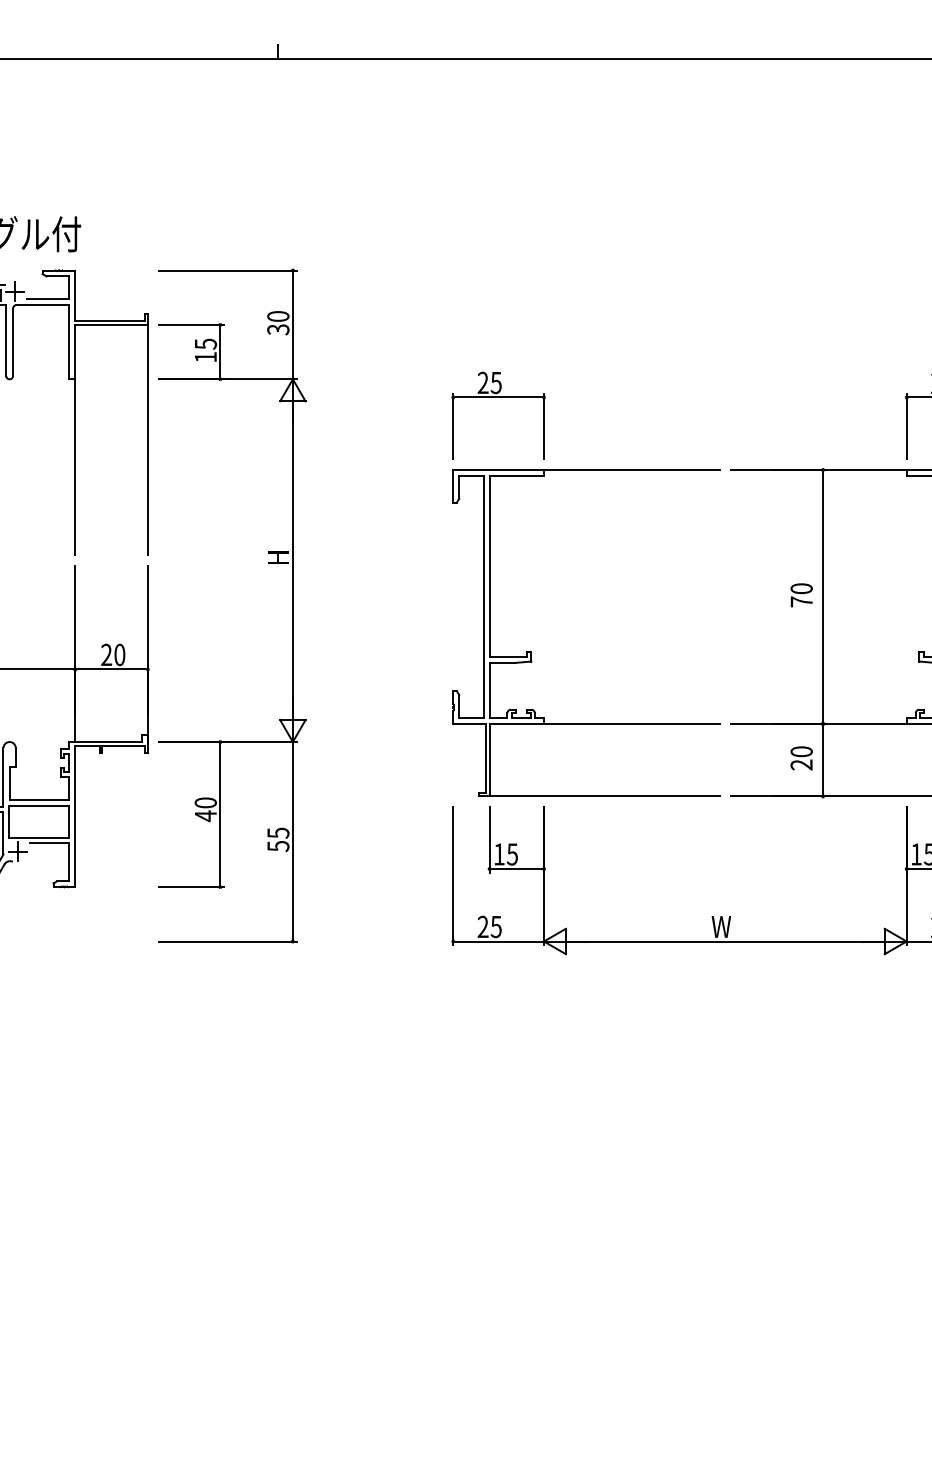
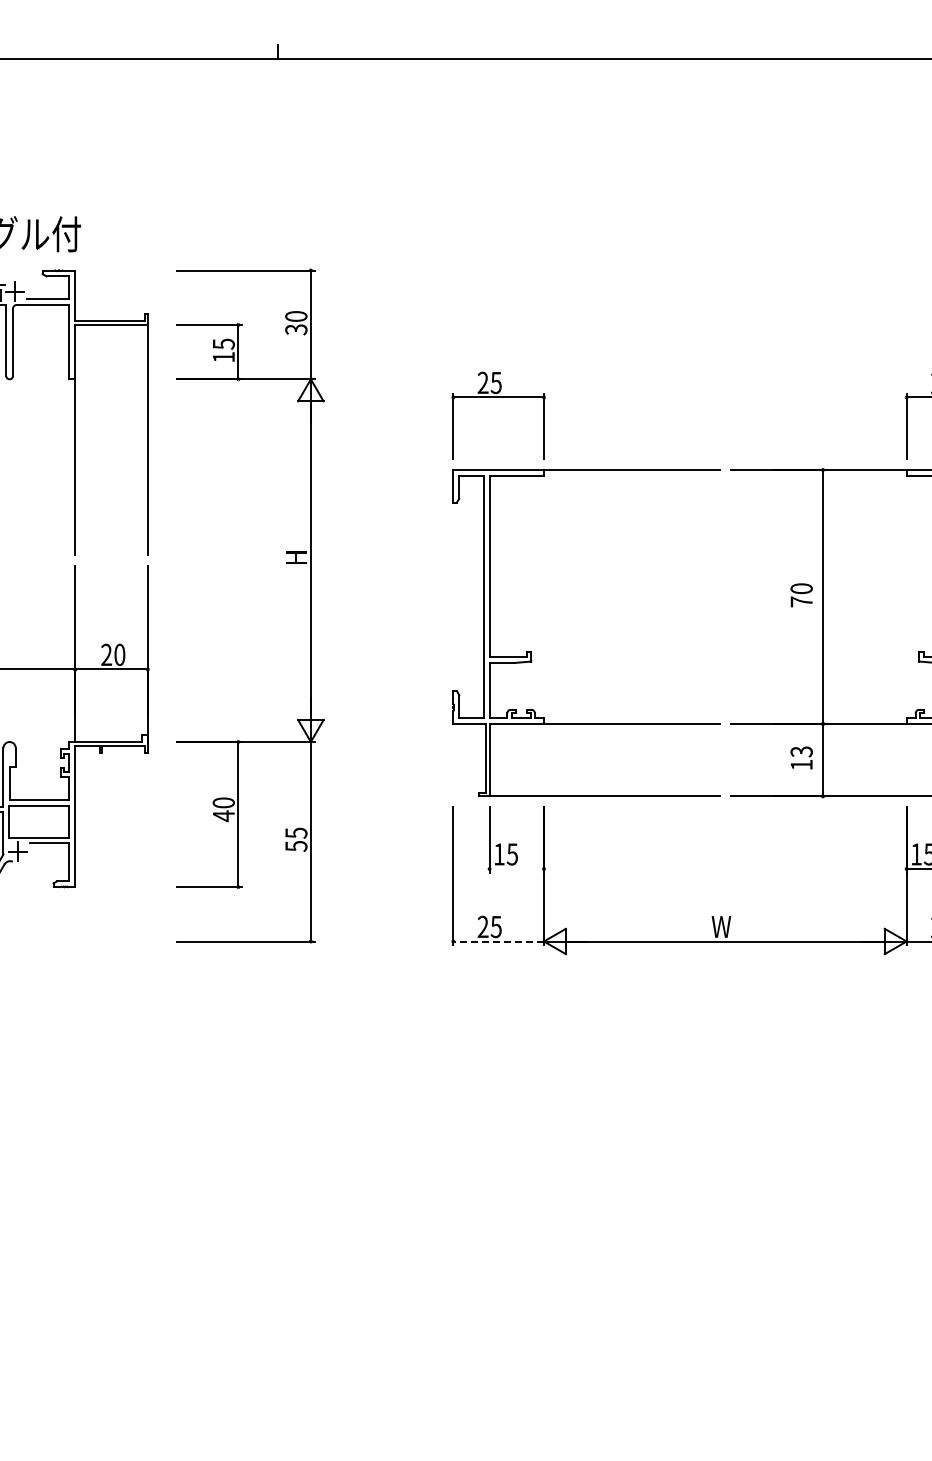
part position: (268, 563) -> (286, 563) (286, 563)
text: 20 -> 13 (801, 758)
line: present -> none (516, 868)
line: solid -> dashed (498, 941)
